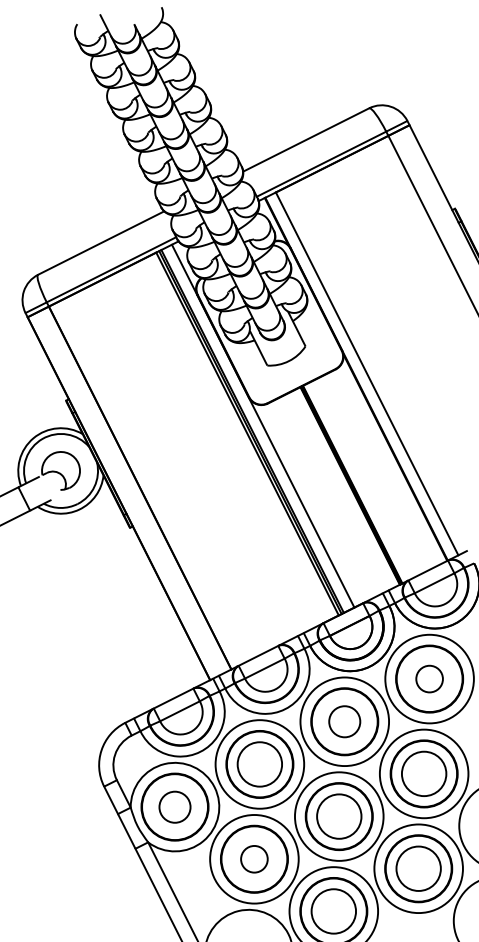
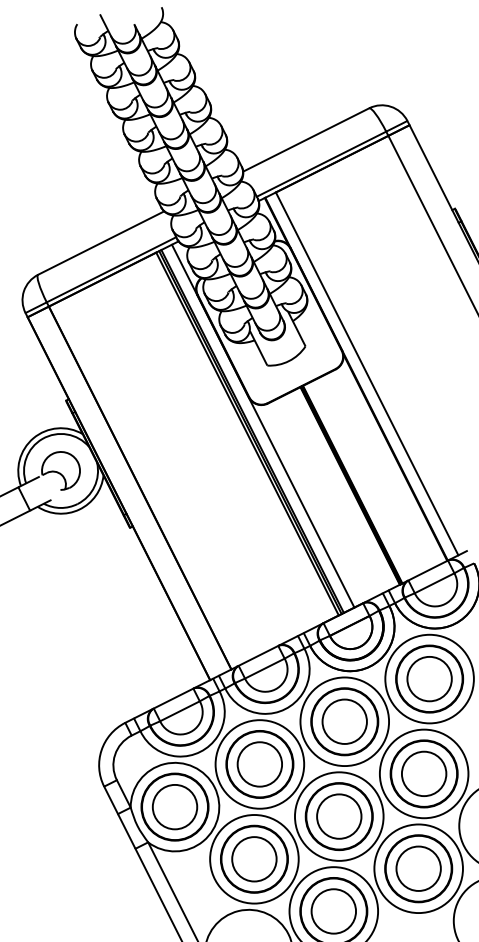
circle diameter: 27 px -> 44 px (429, 678)
circle diameter: 31 px -> 44 px (344, 721)
circle size: 34x34 px -> 48x47 px (174, 807)
circle diameter: 27 px -> 44 px (254, 859)
